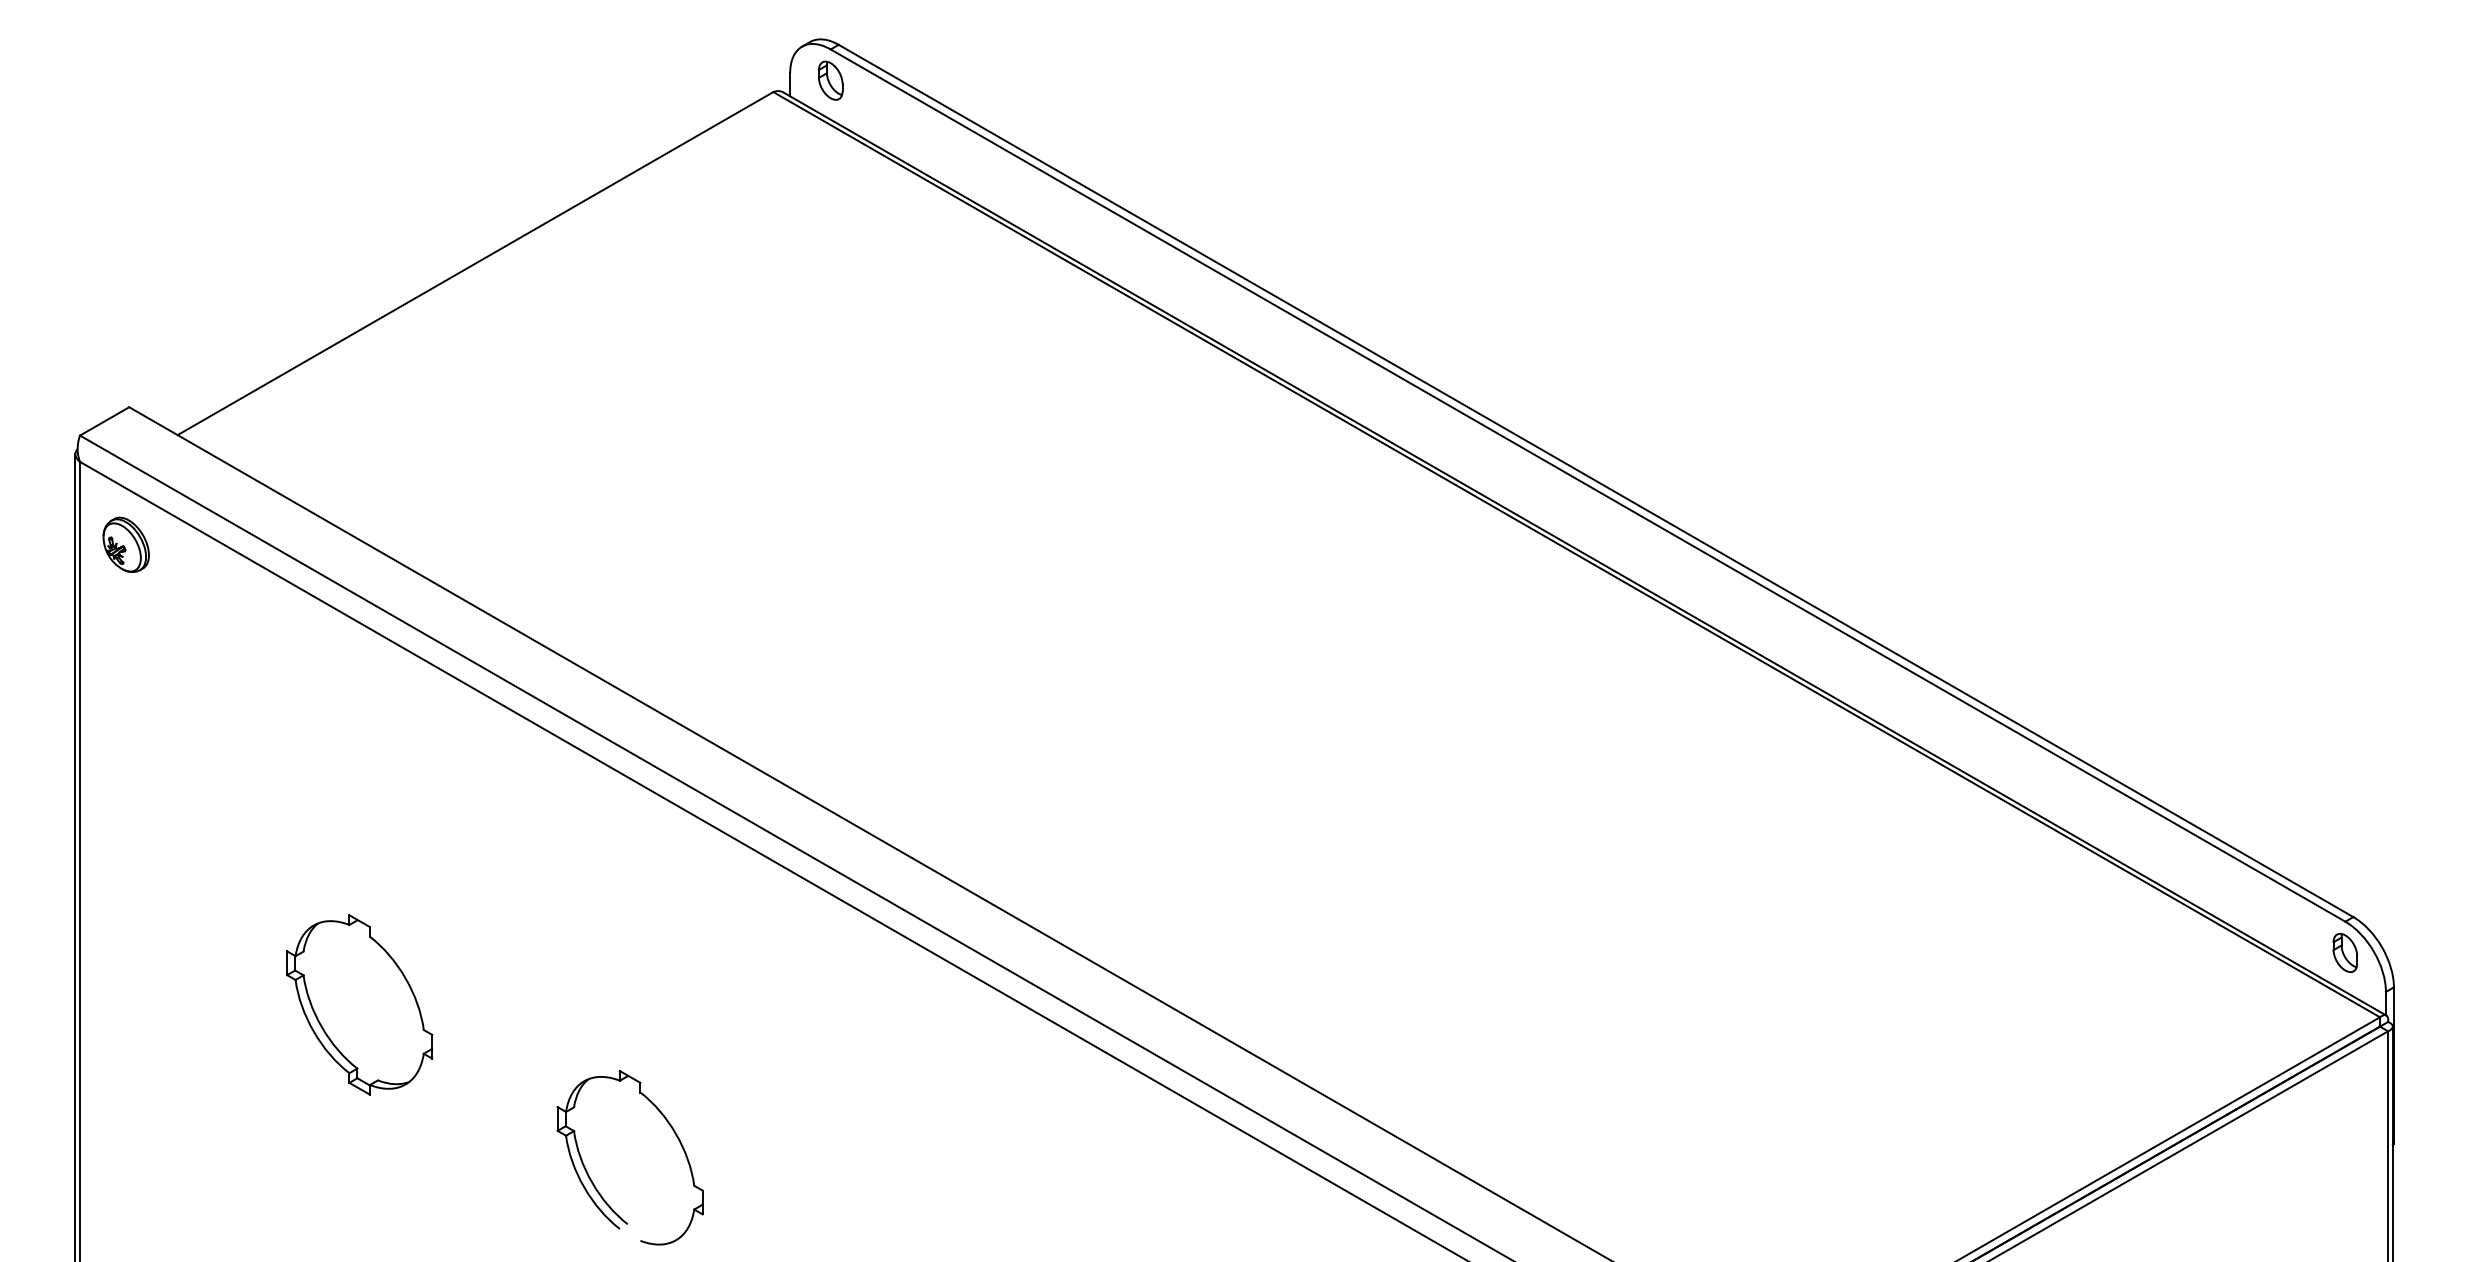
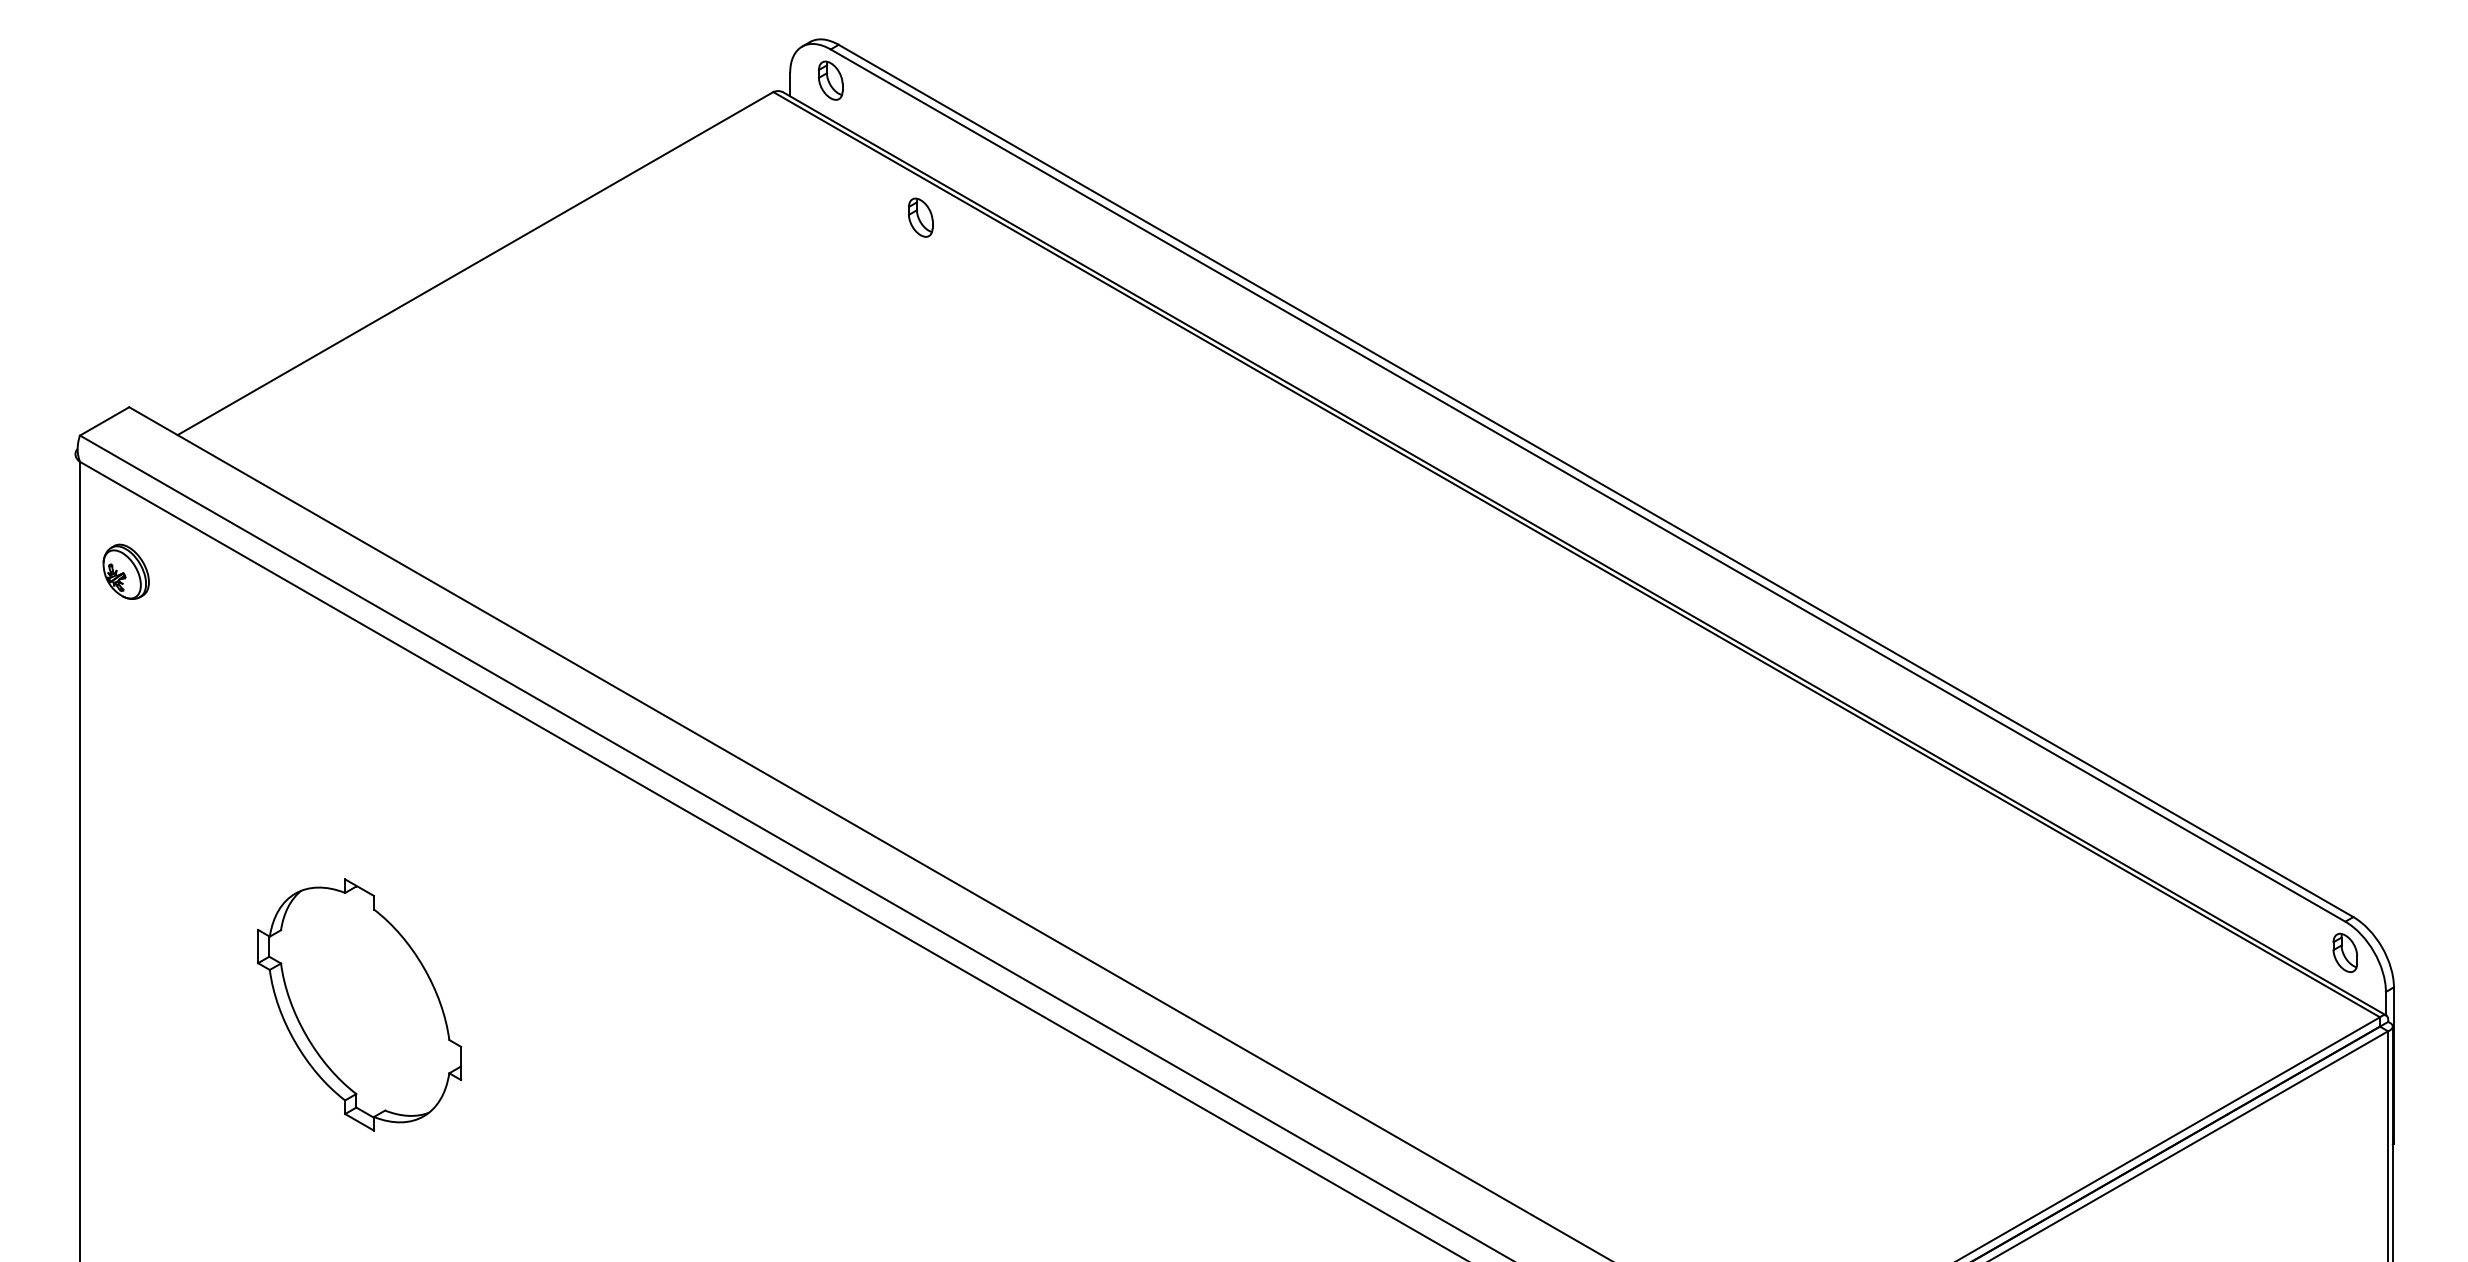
part: none -> present (920, 217)
part position: (125, 544) -> (125, 571) (125, 571)
line: present -> none (75, 856)
part size: 148x182 px -> 206x254 px (359, 1004)
part: present -> none (592, 1180)
